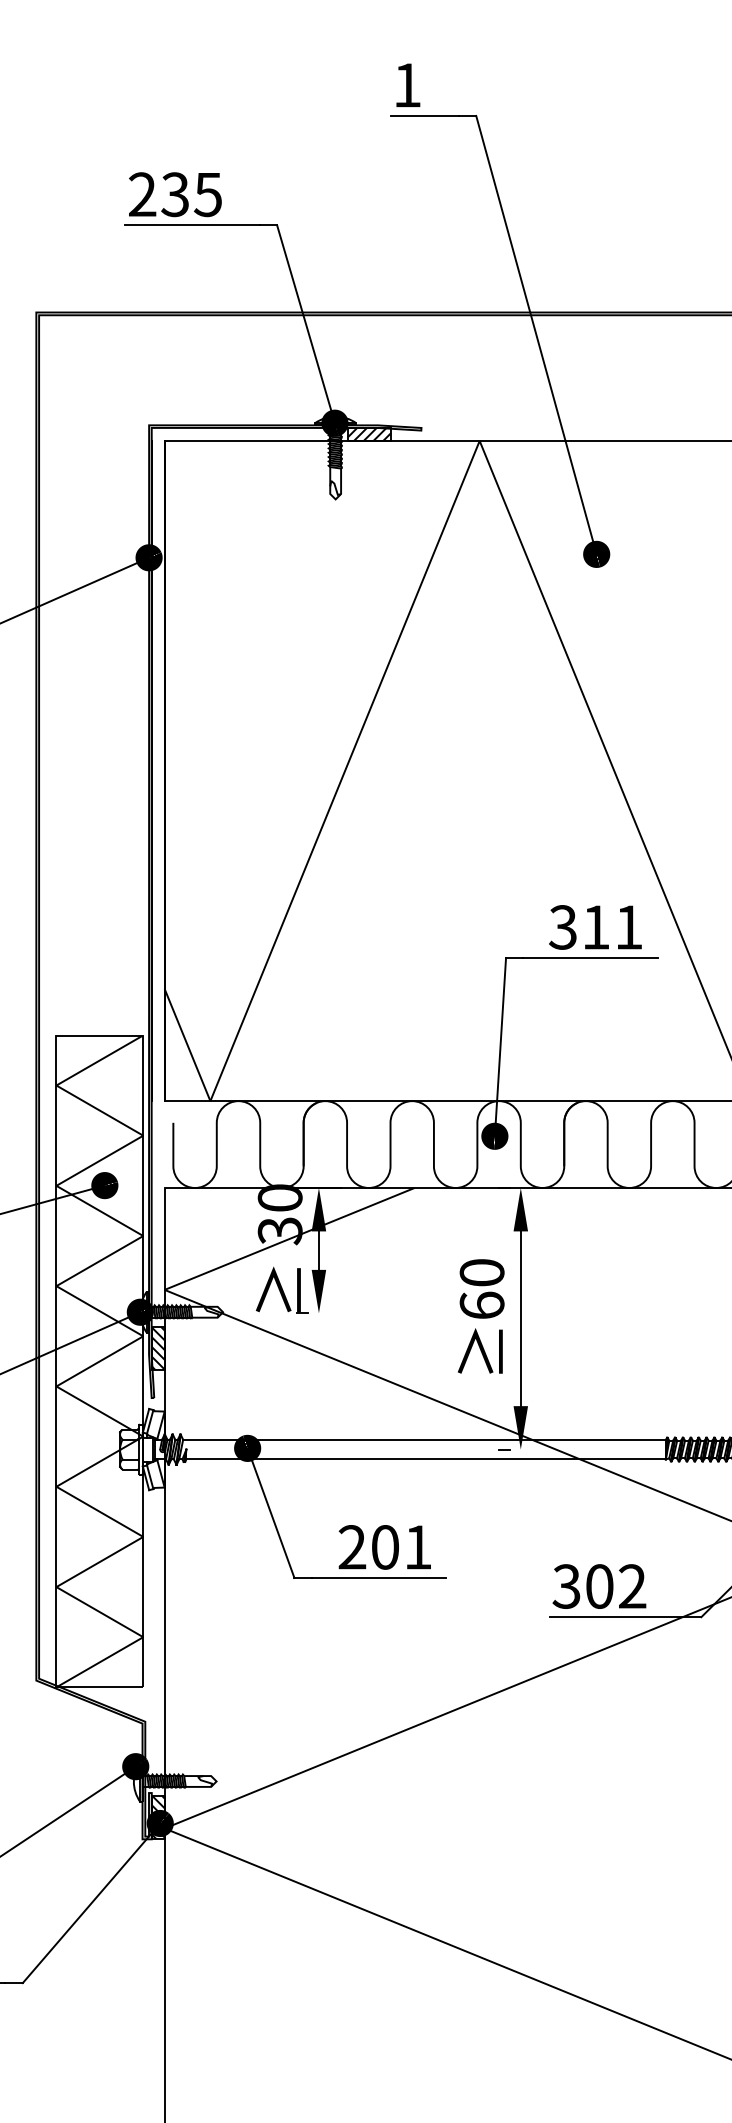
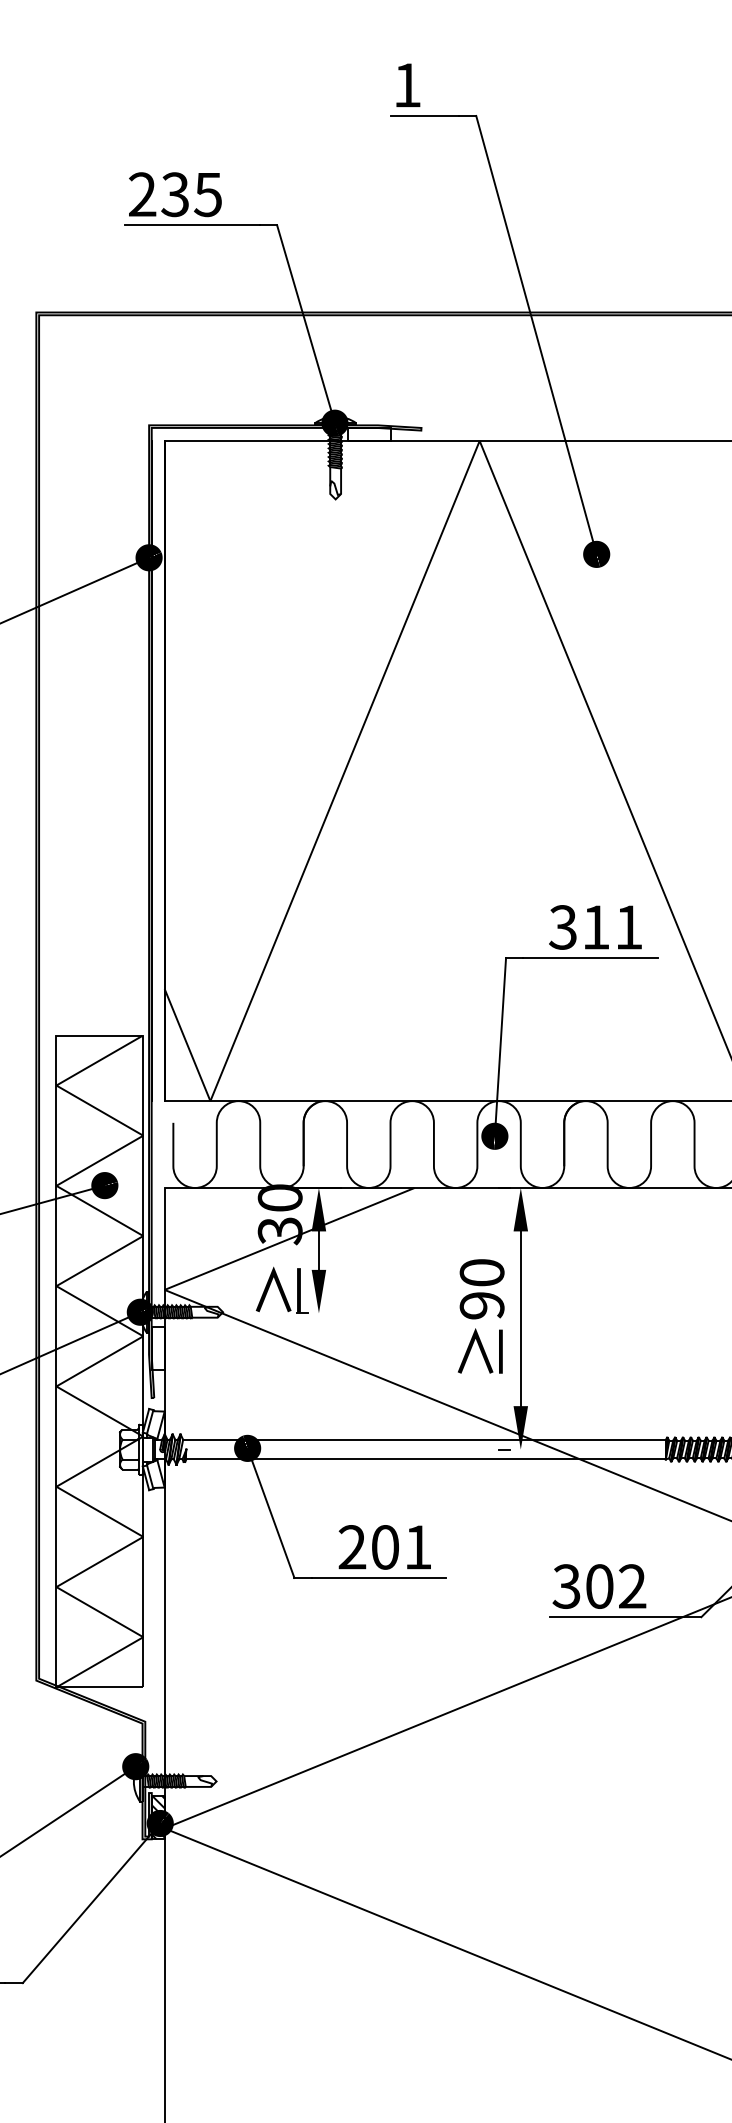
hatch: present -> none (369, 433)
text: 60 -> 90 (481, 1305)
hatch: present -> none (157, 1348)
